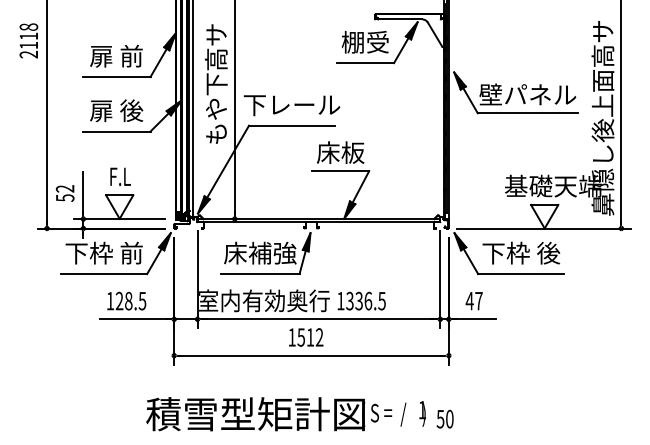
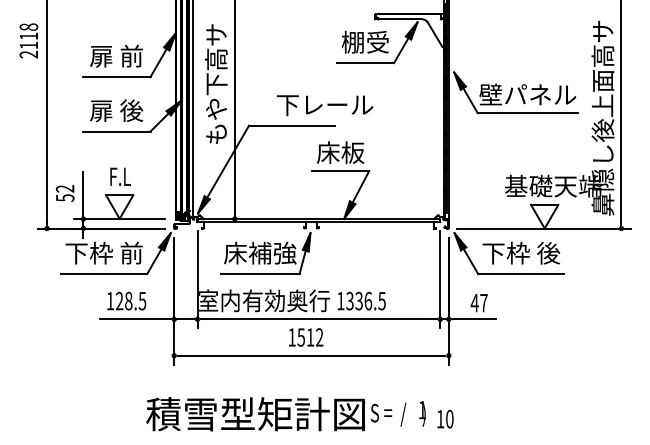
text position: (291, 105) -> (324, 105) (324, 105)
text position: (473, 301) -> (478, 303) (478, 303)
text: 50 -> 10 (440, 419)
